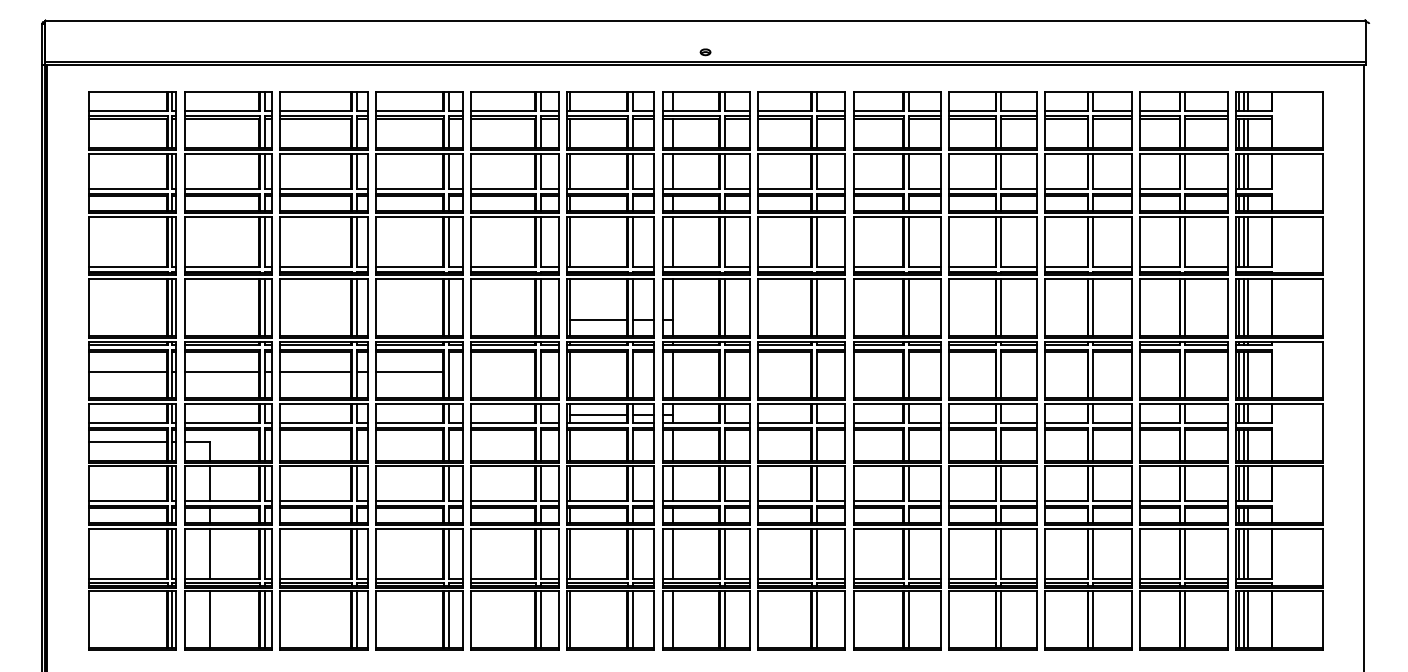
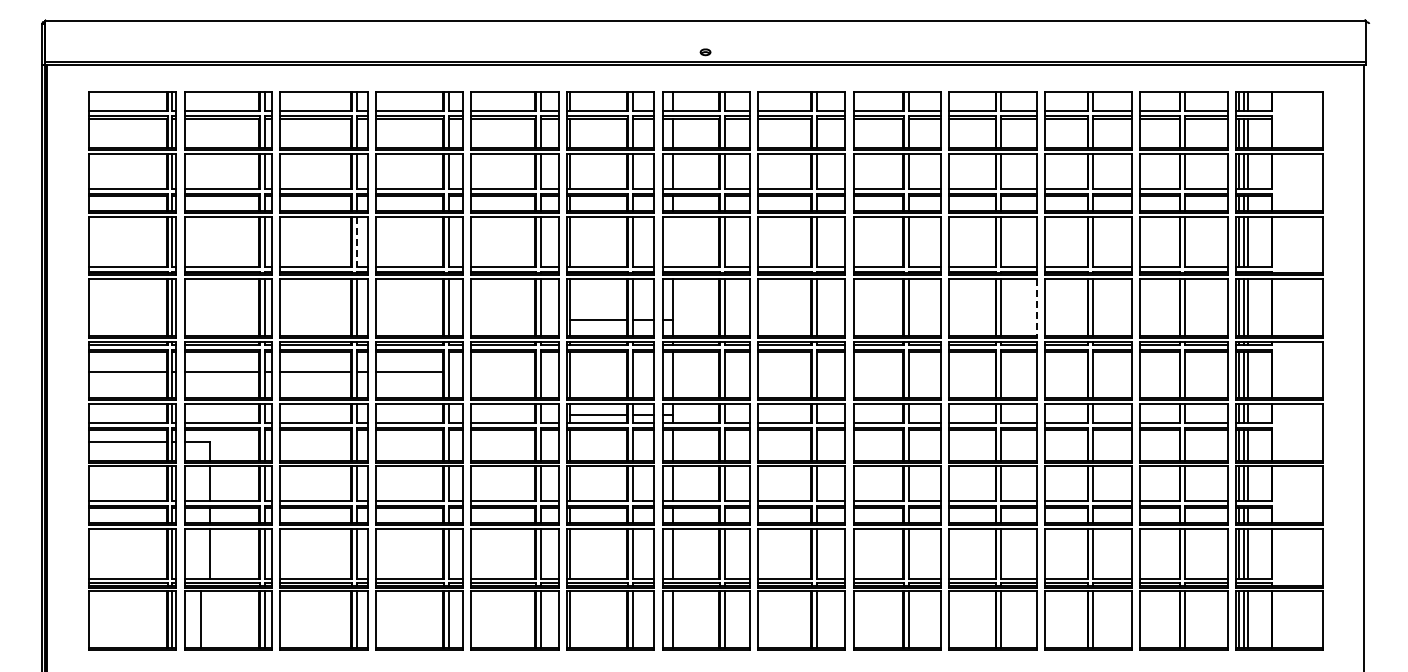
line: present -> none (672, 241)
line: solid -> dashed (356, 242)
line: solid -> dashed (1036, 308)
line position: (210, 619) -> (201, 619) (201, 619)
